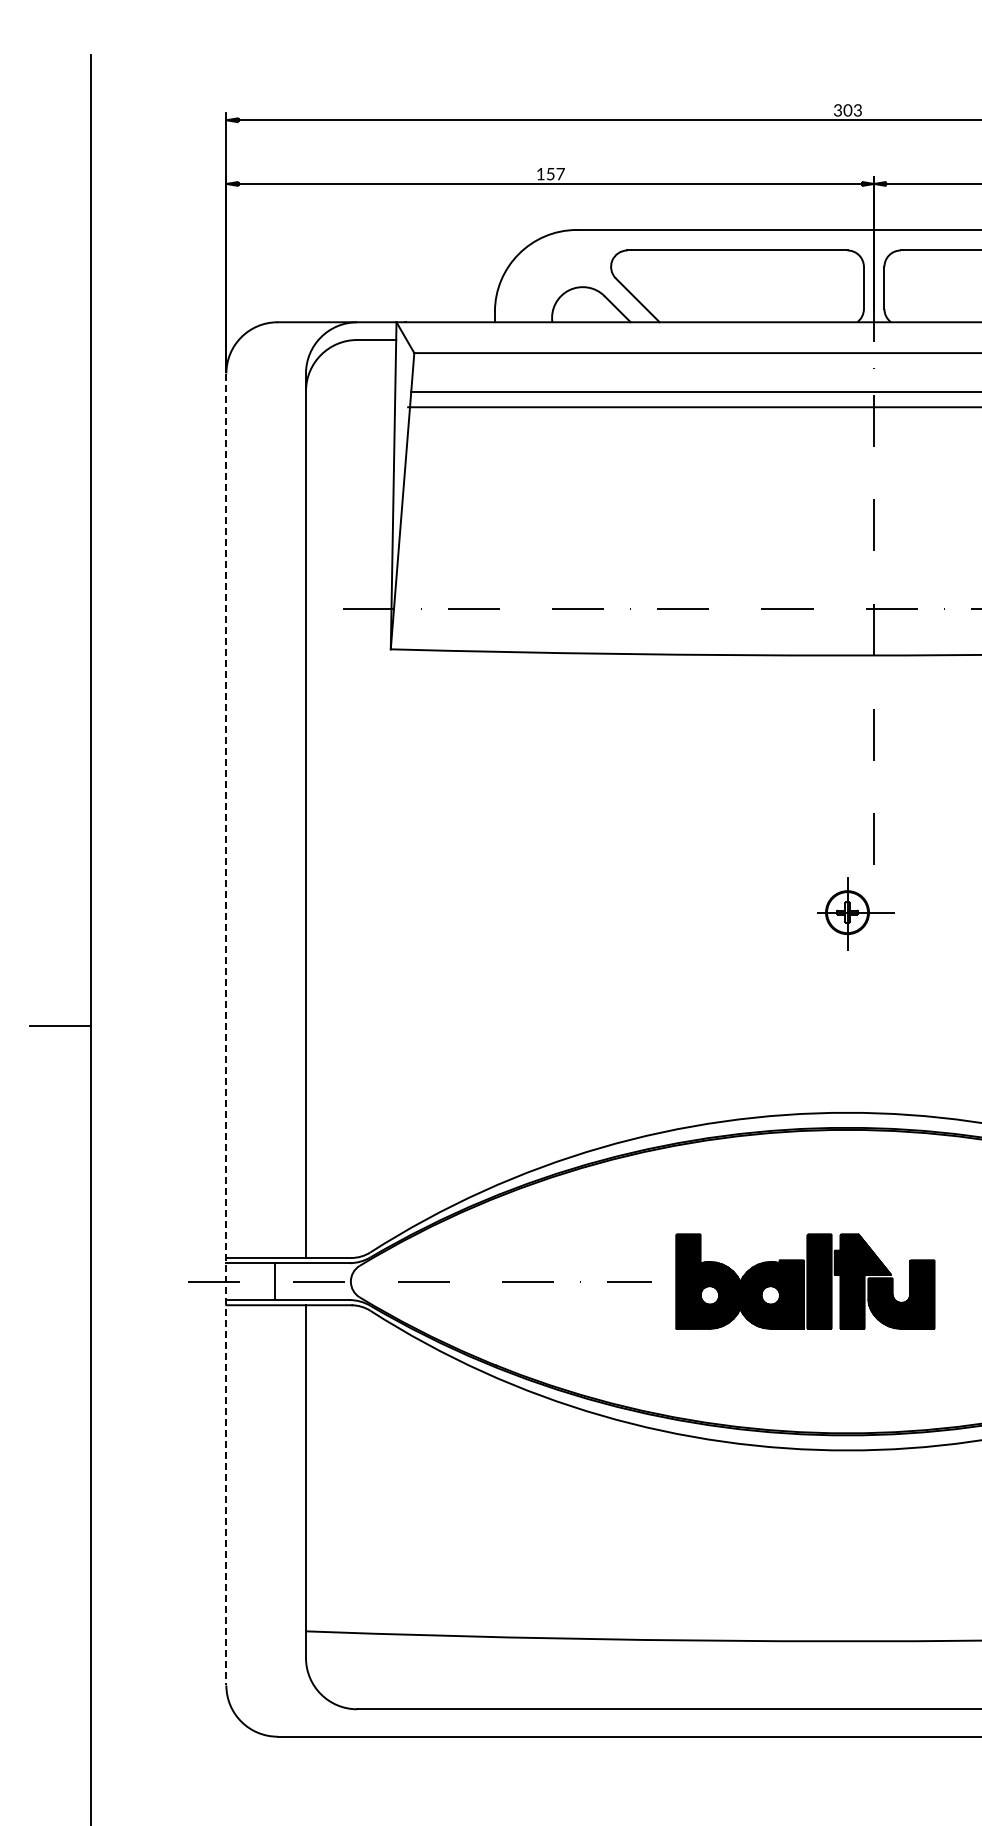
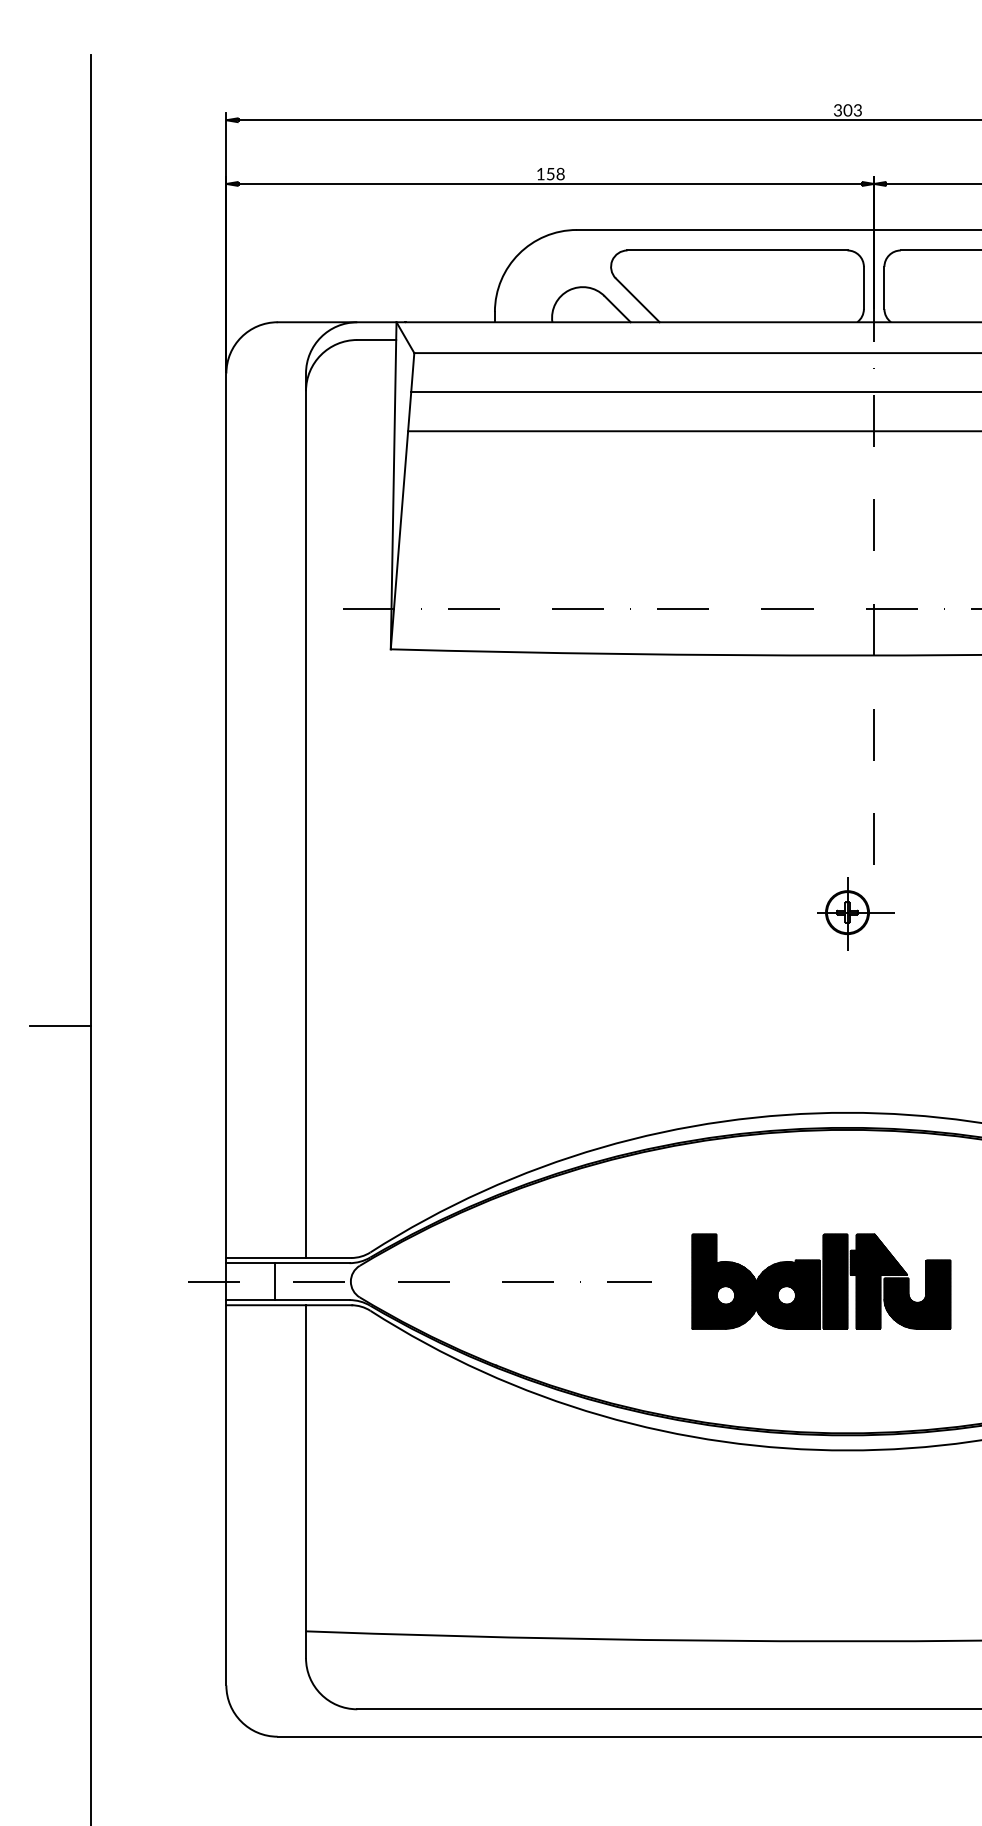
text: 157 -> 158 (560, 173)
line position: (693, 407) -> (693, 431) (693, 431)
line: dashed -> solid (226, 1029)
part position: (805, 1281) -> (821, 1281) (821, 1281)
